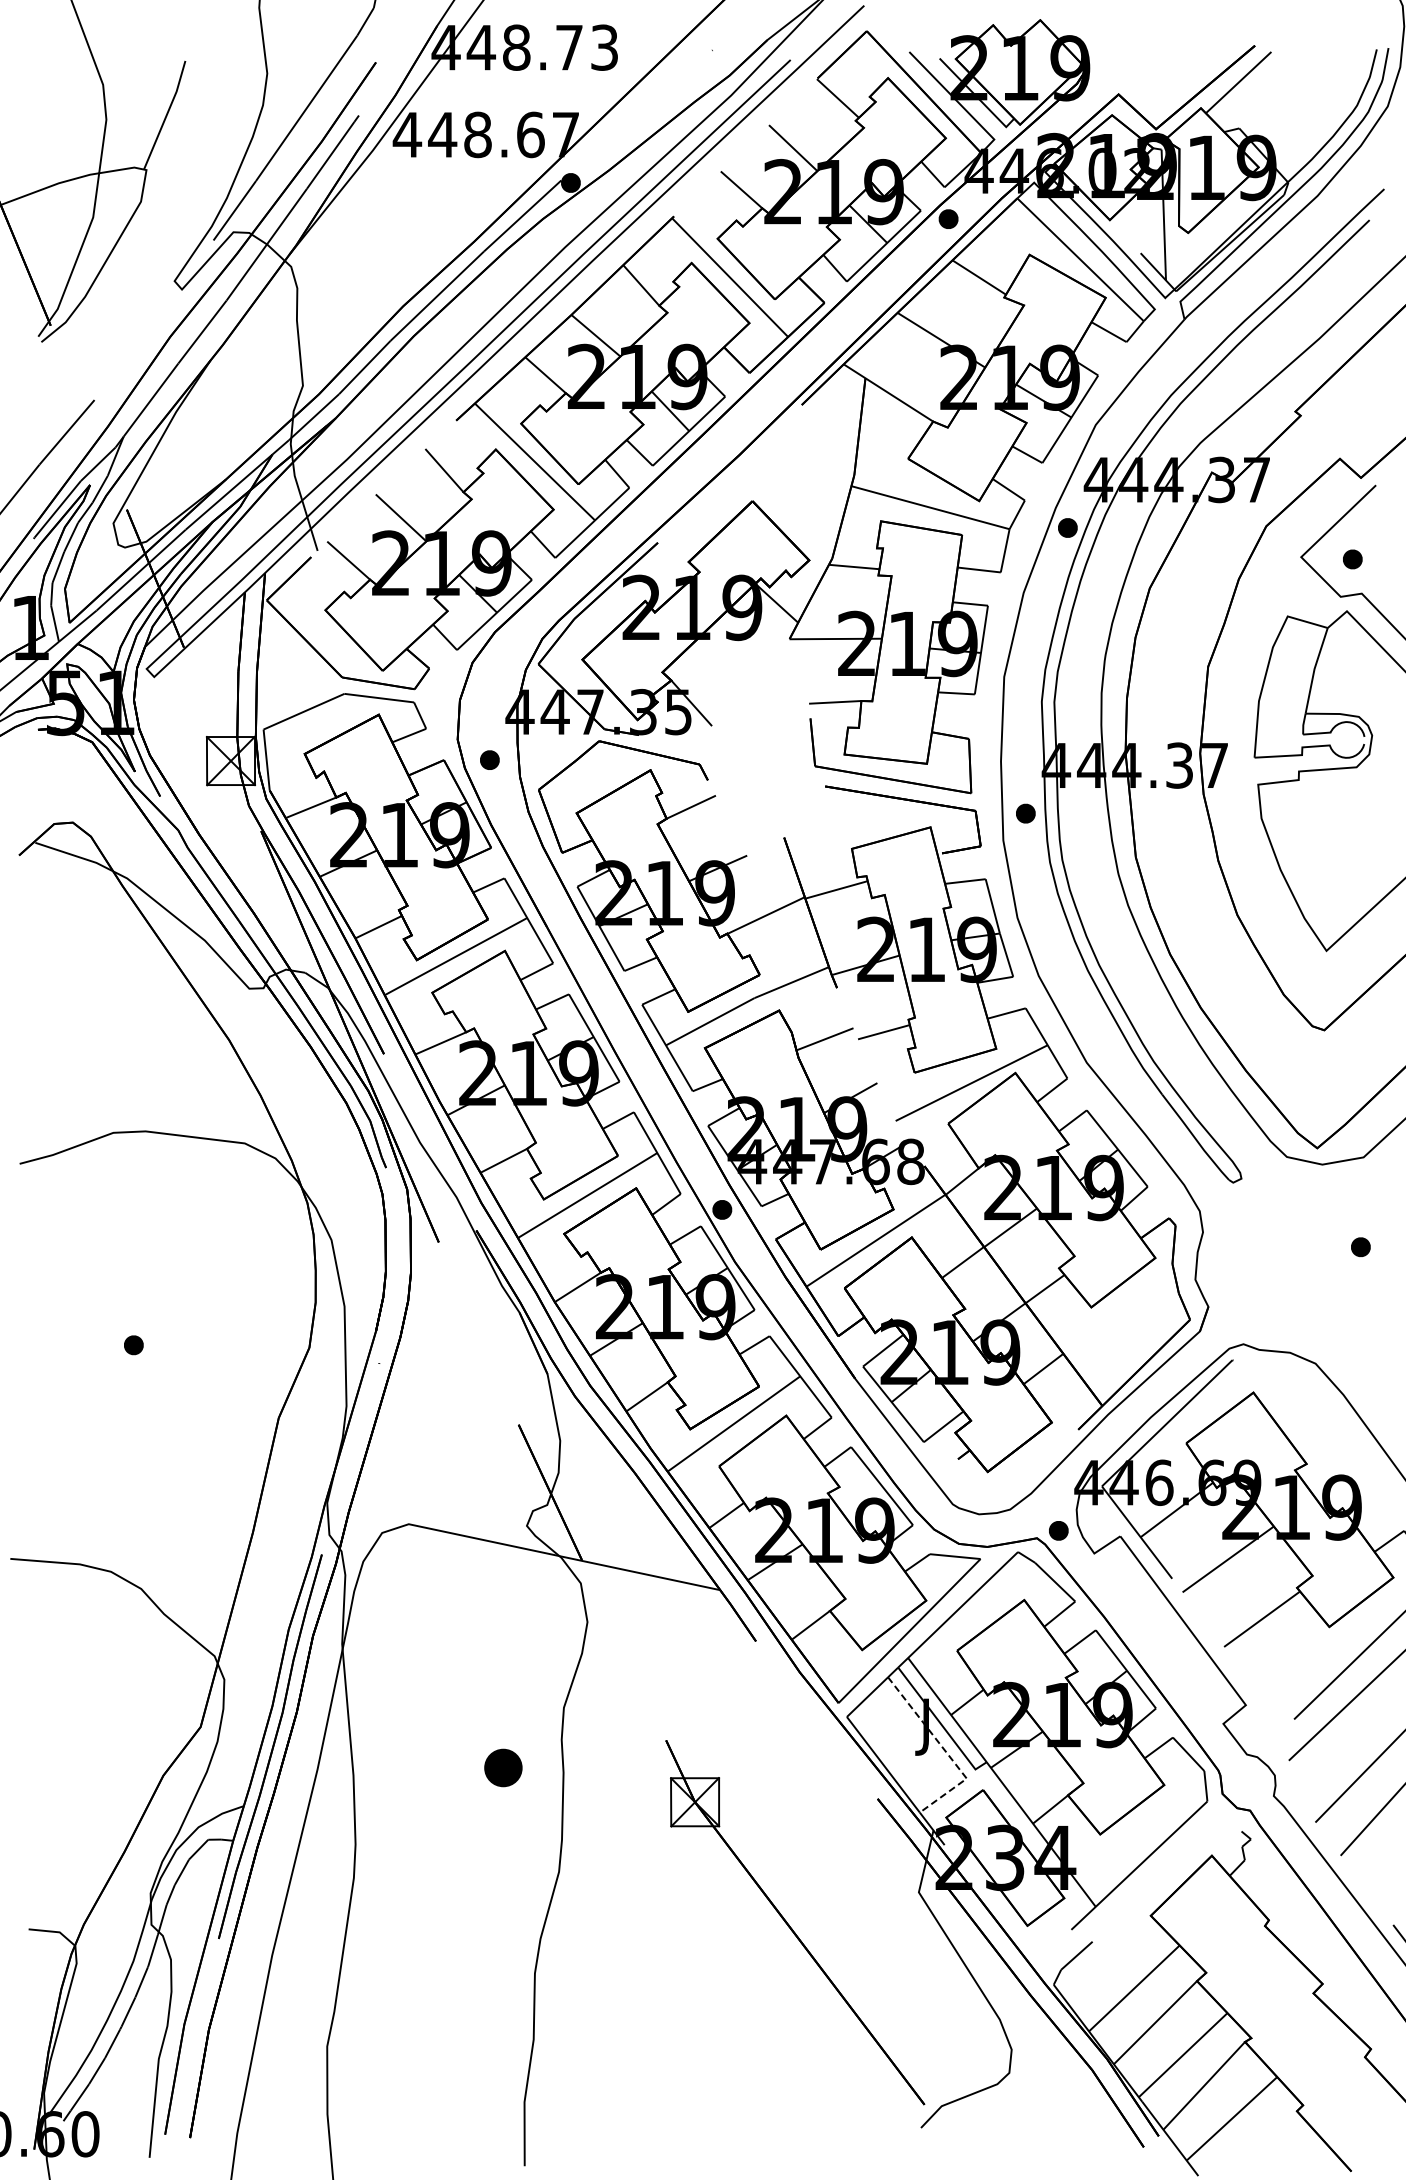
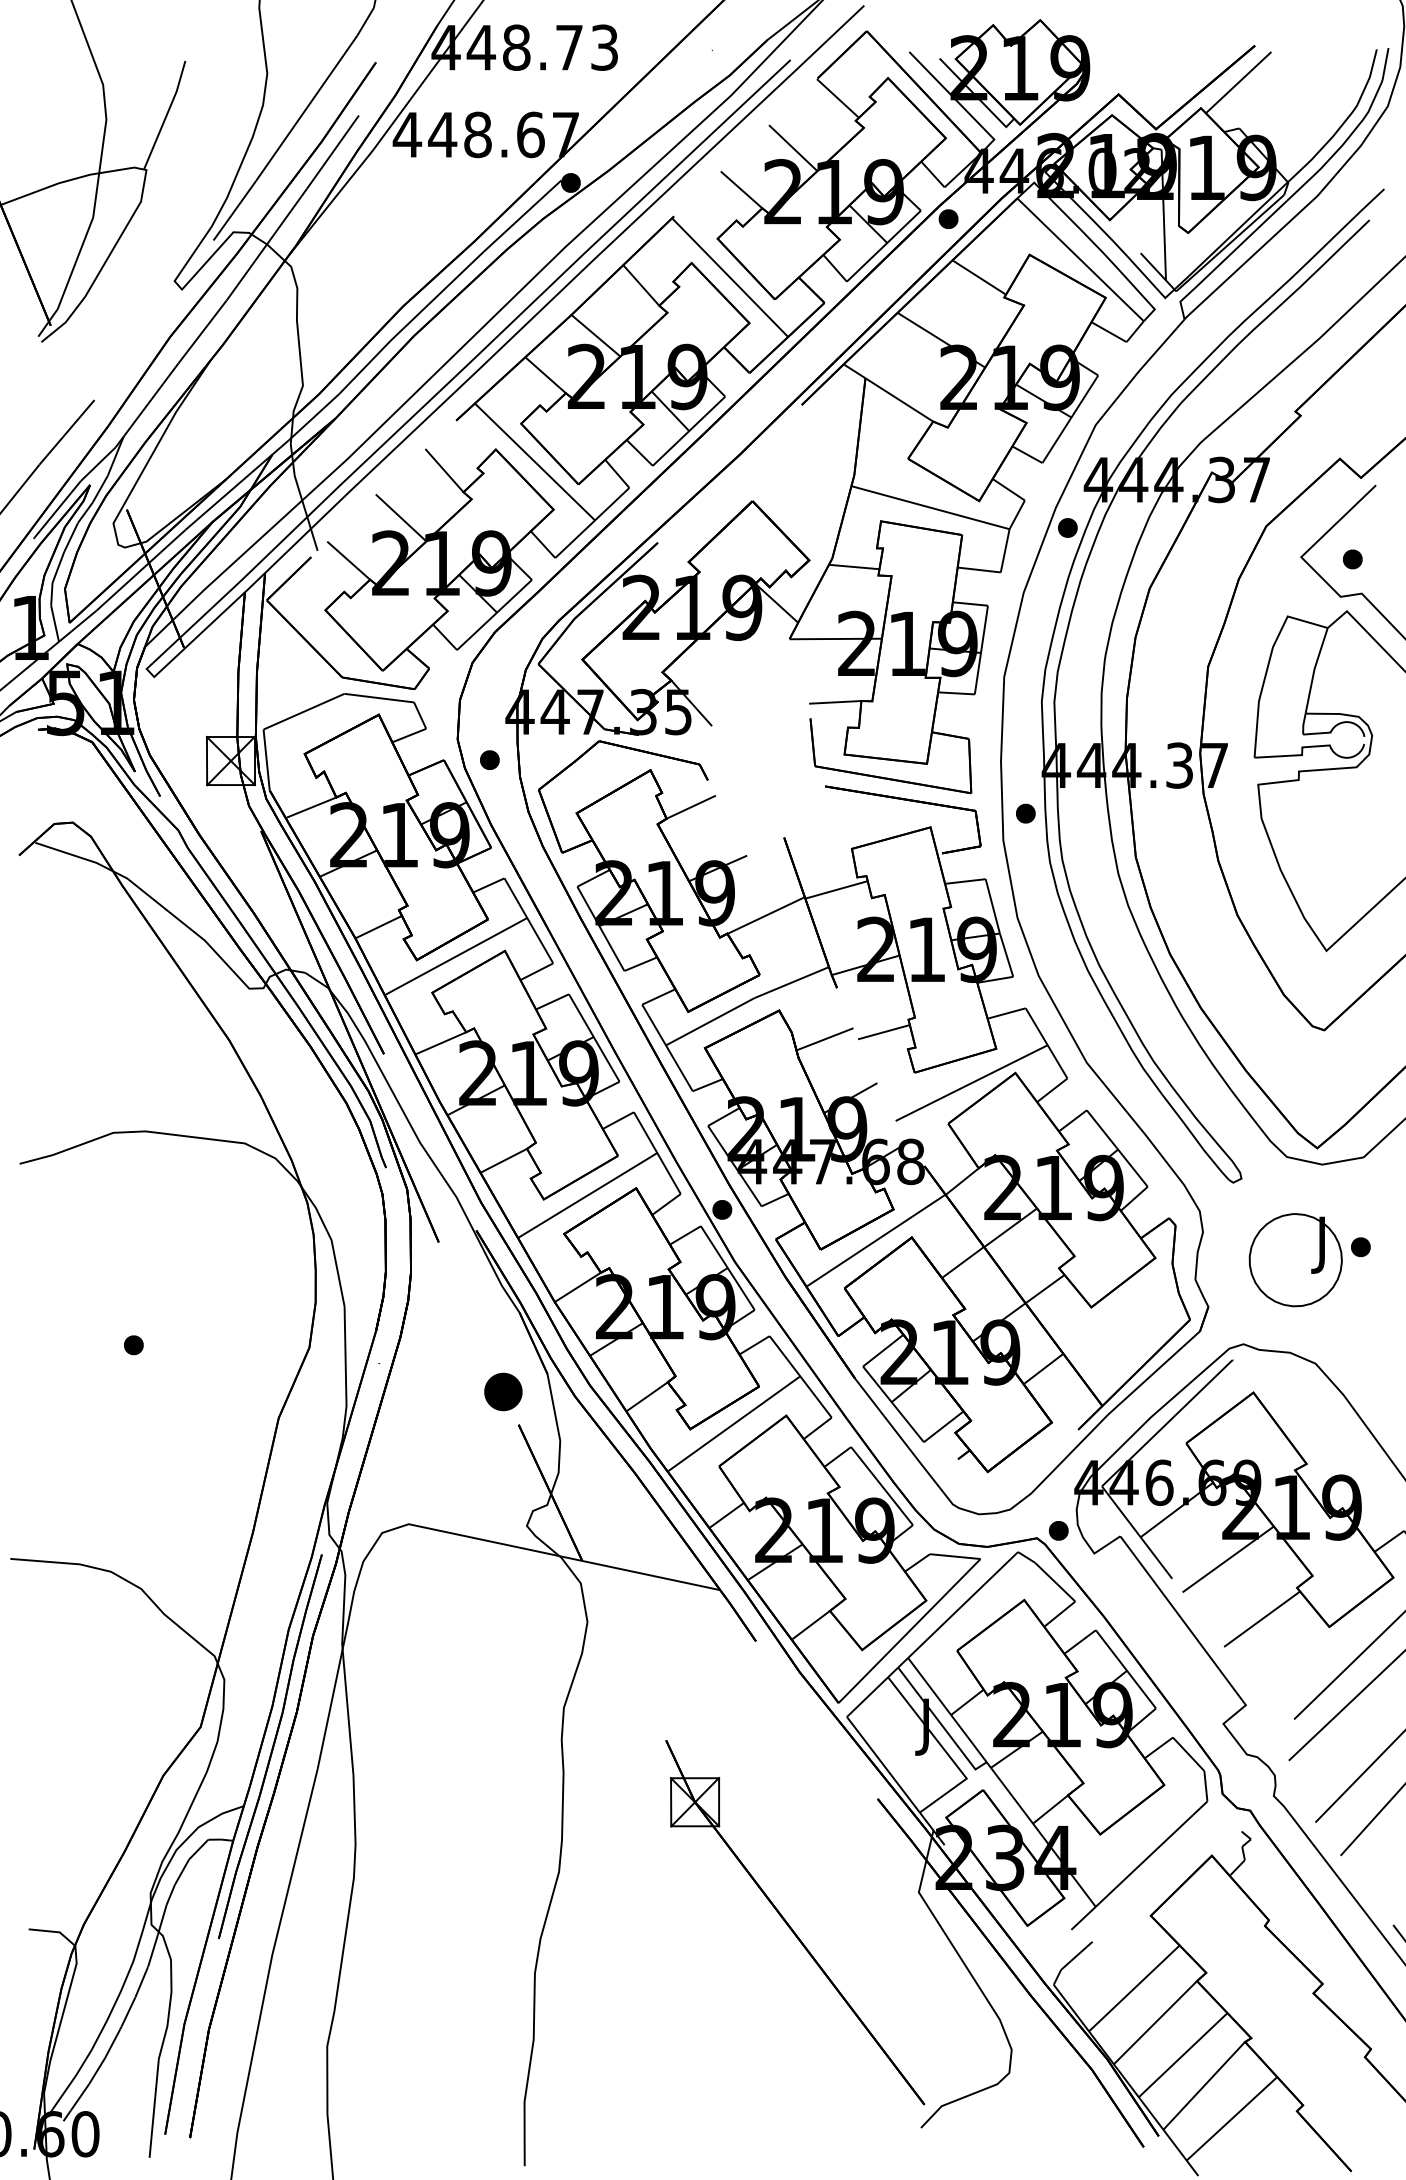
part: none -> present (1295, 1260)
line: dashed -> solid (945, 1751)
part position: (503, 1767) -> (503, 1391) (503, 1391)
